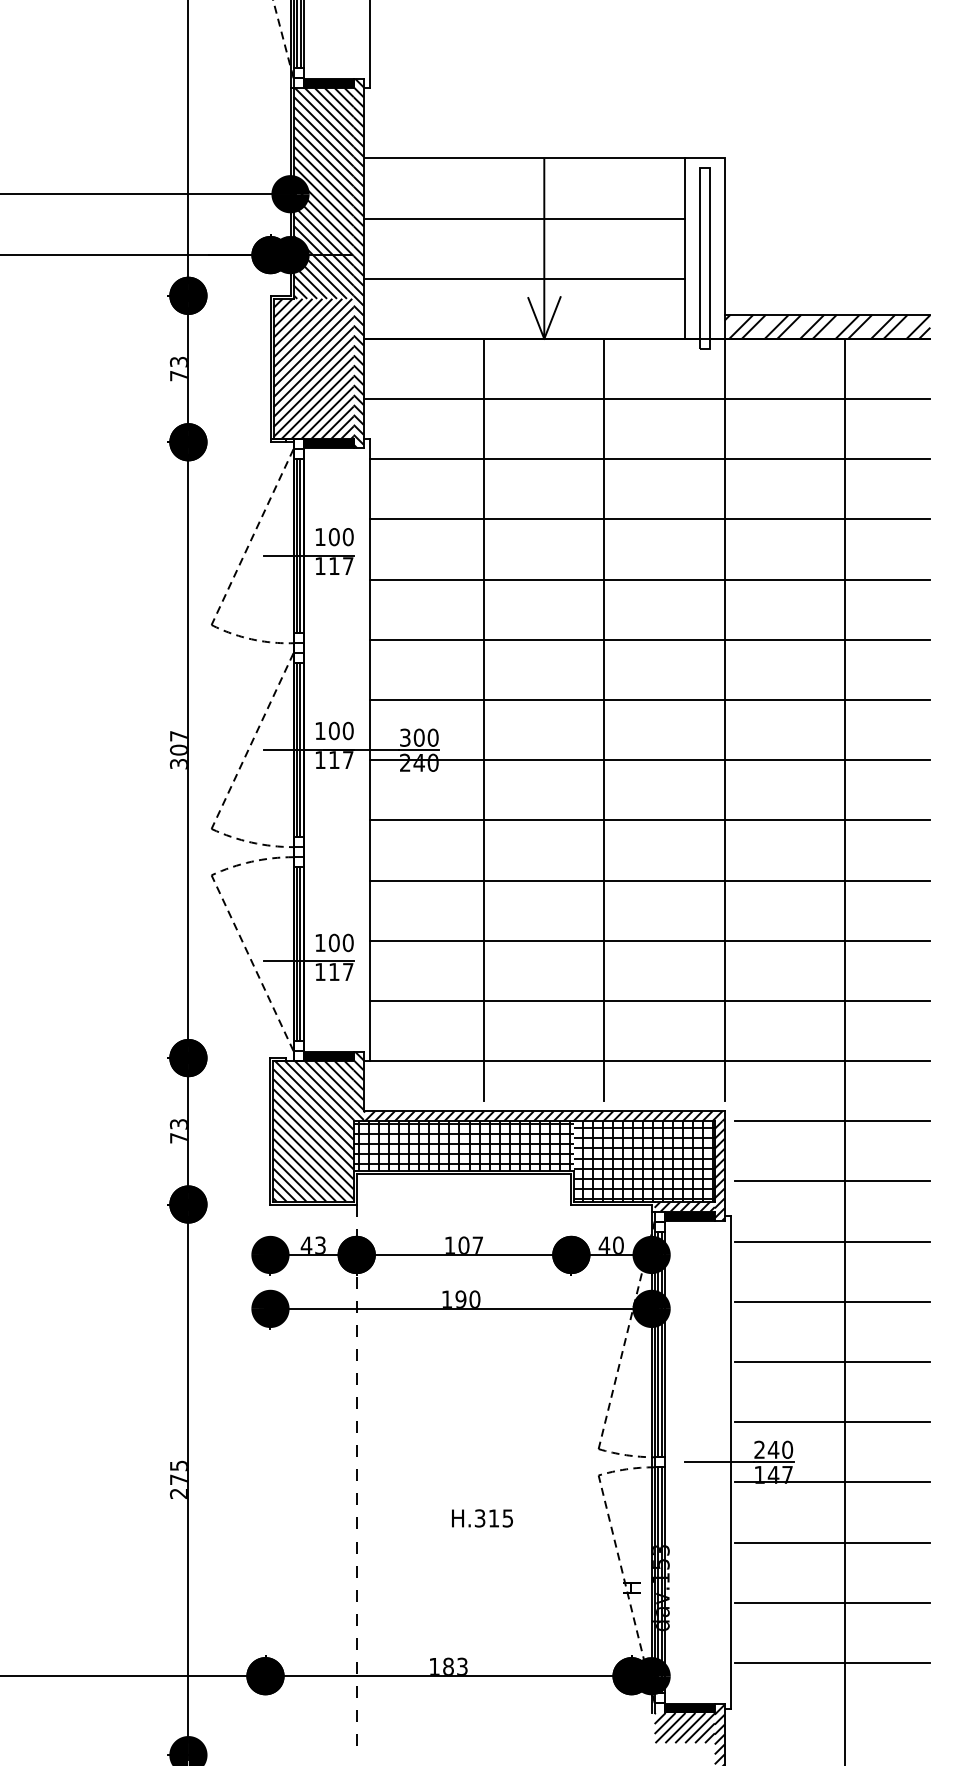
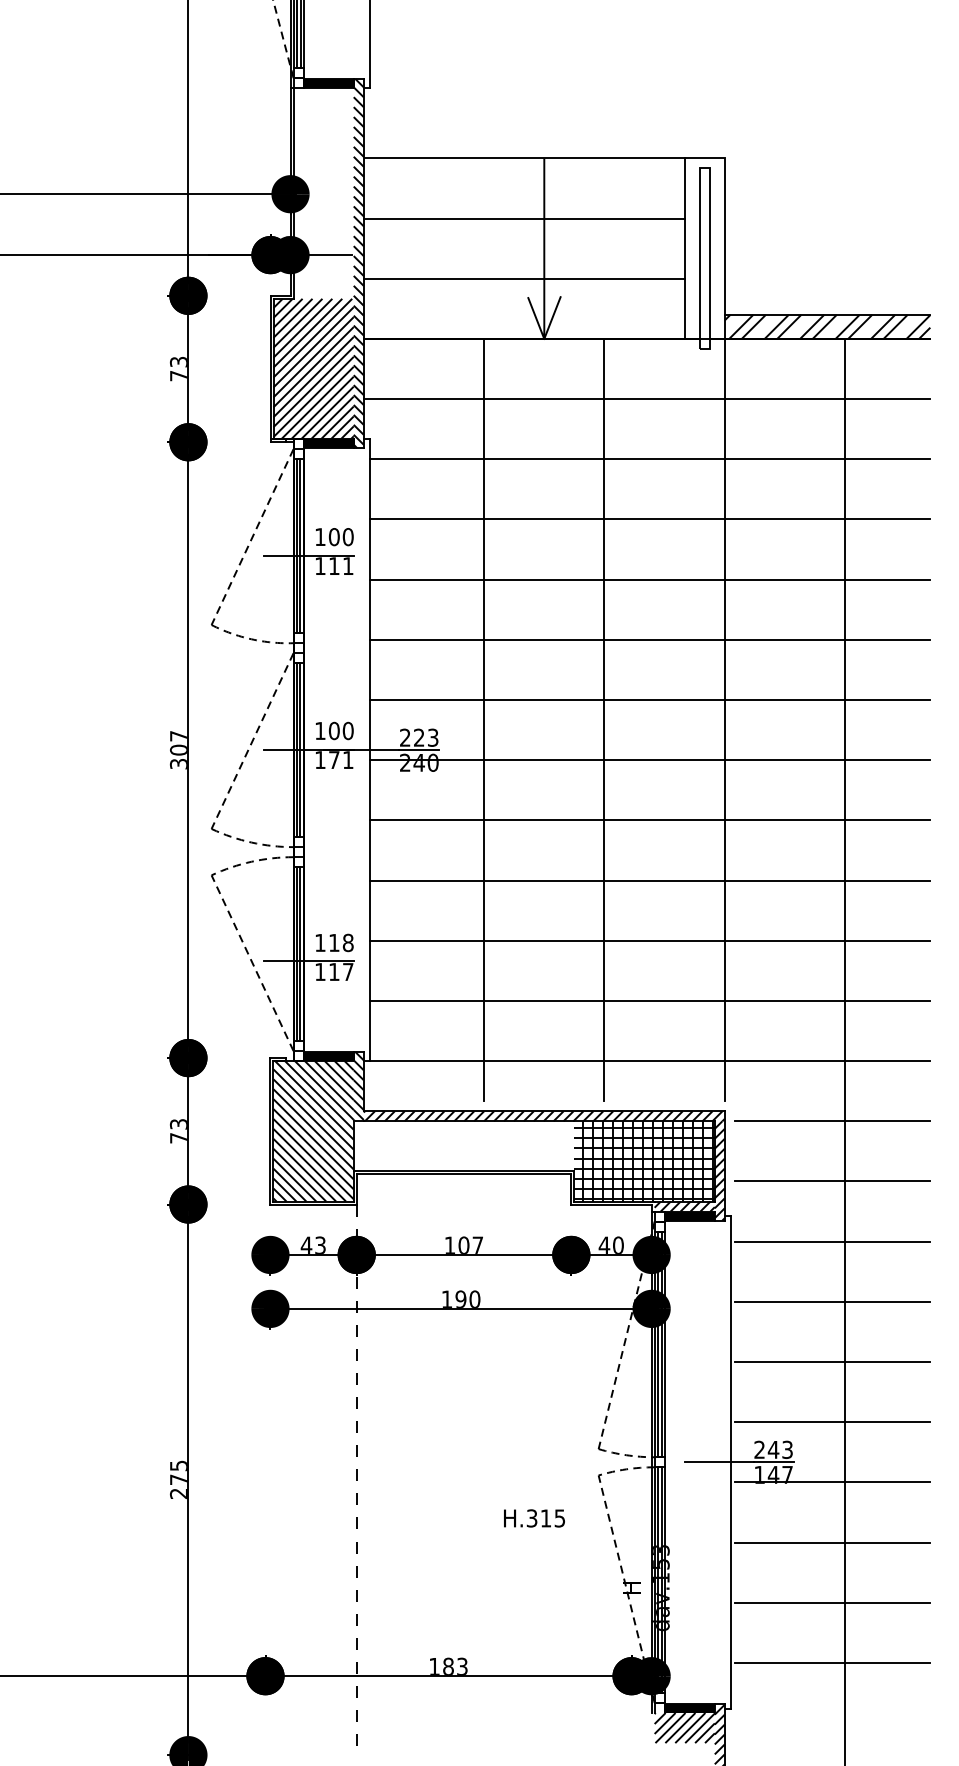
hatch: present -> none (323, 193)
text: 117 -> 111 (348, 565)
text: 300 -> 223 (419, 737)
text: 117 -> 171 (341, 759)
text: 100 -> 118 (340, 942)
hatch: present -> none (463, 1146)
text: 240 -> 243 (787, 1449)
text position: (482, 1518) -> (534, 1518) (534, 1518)
